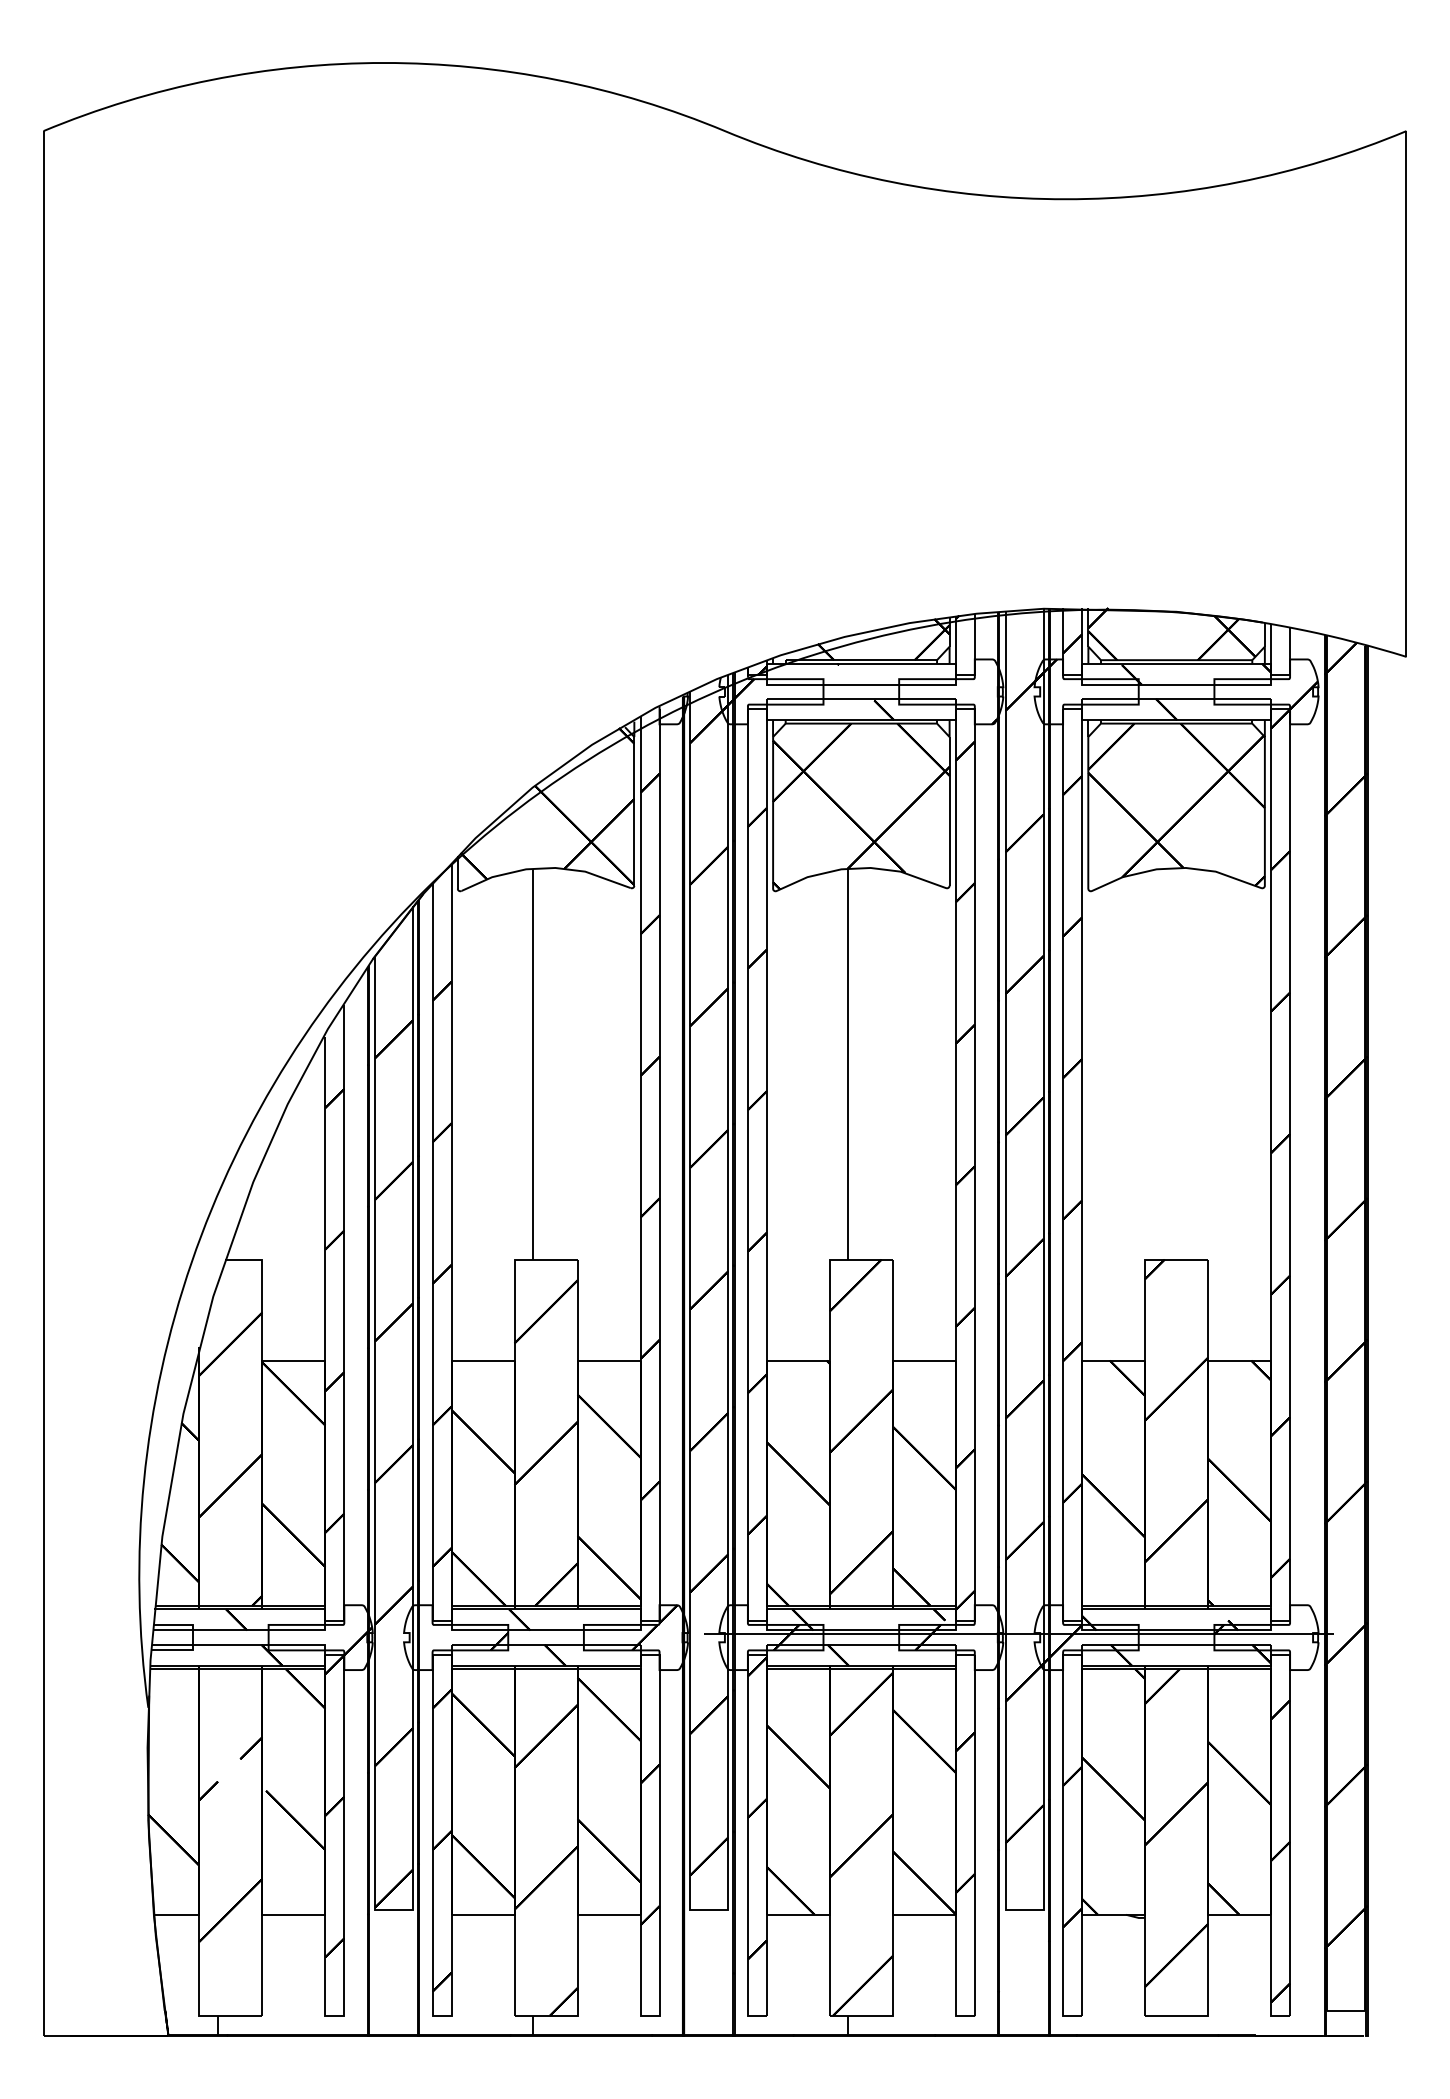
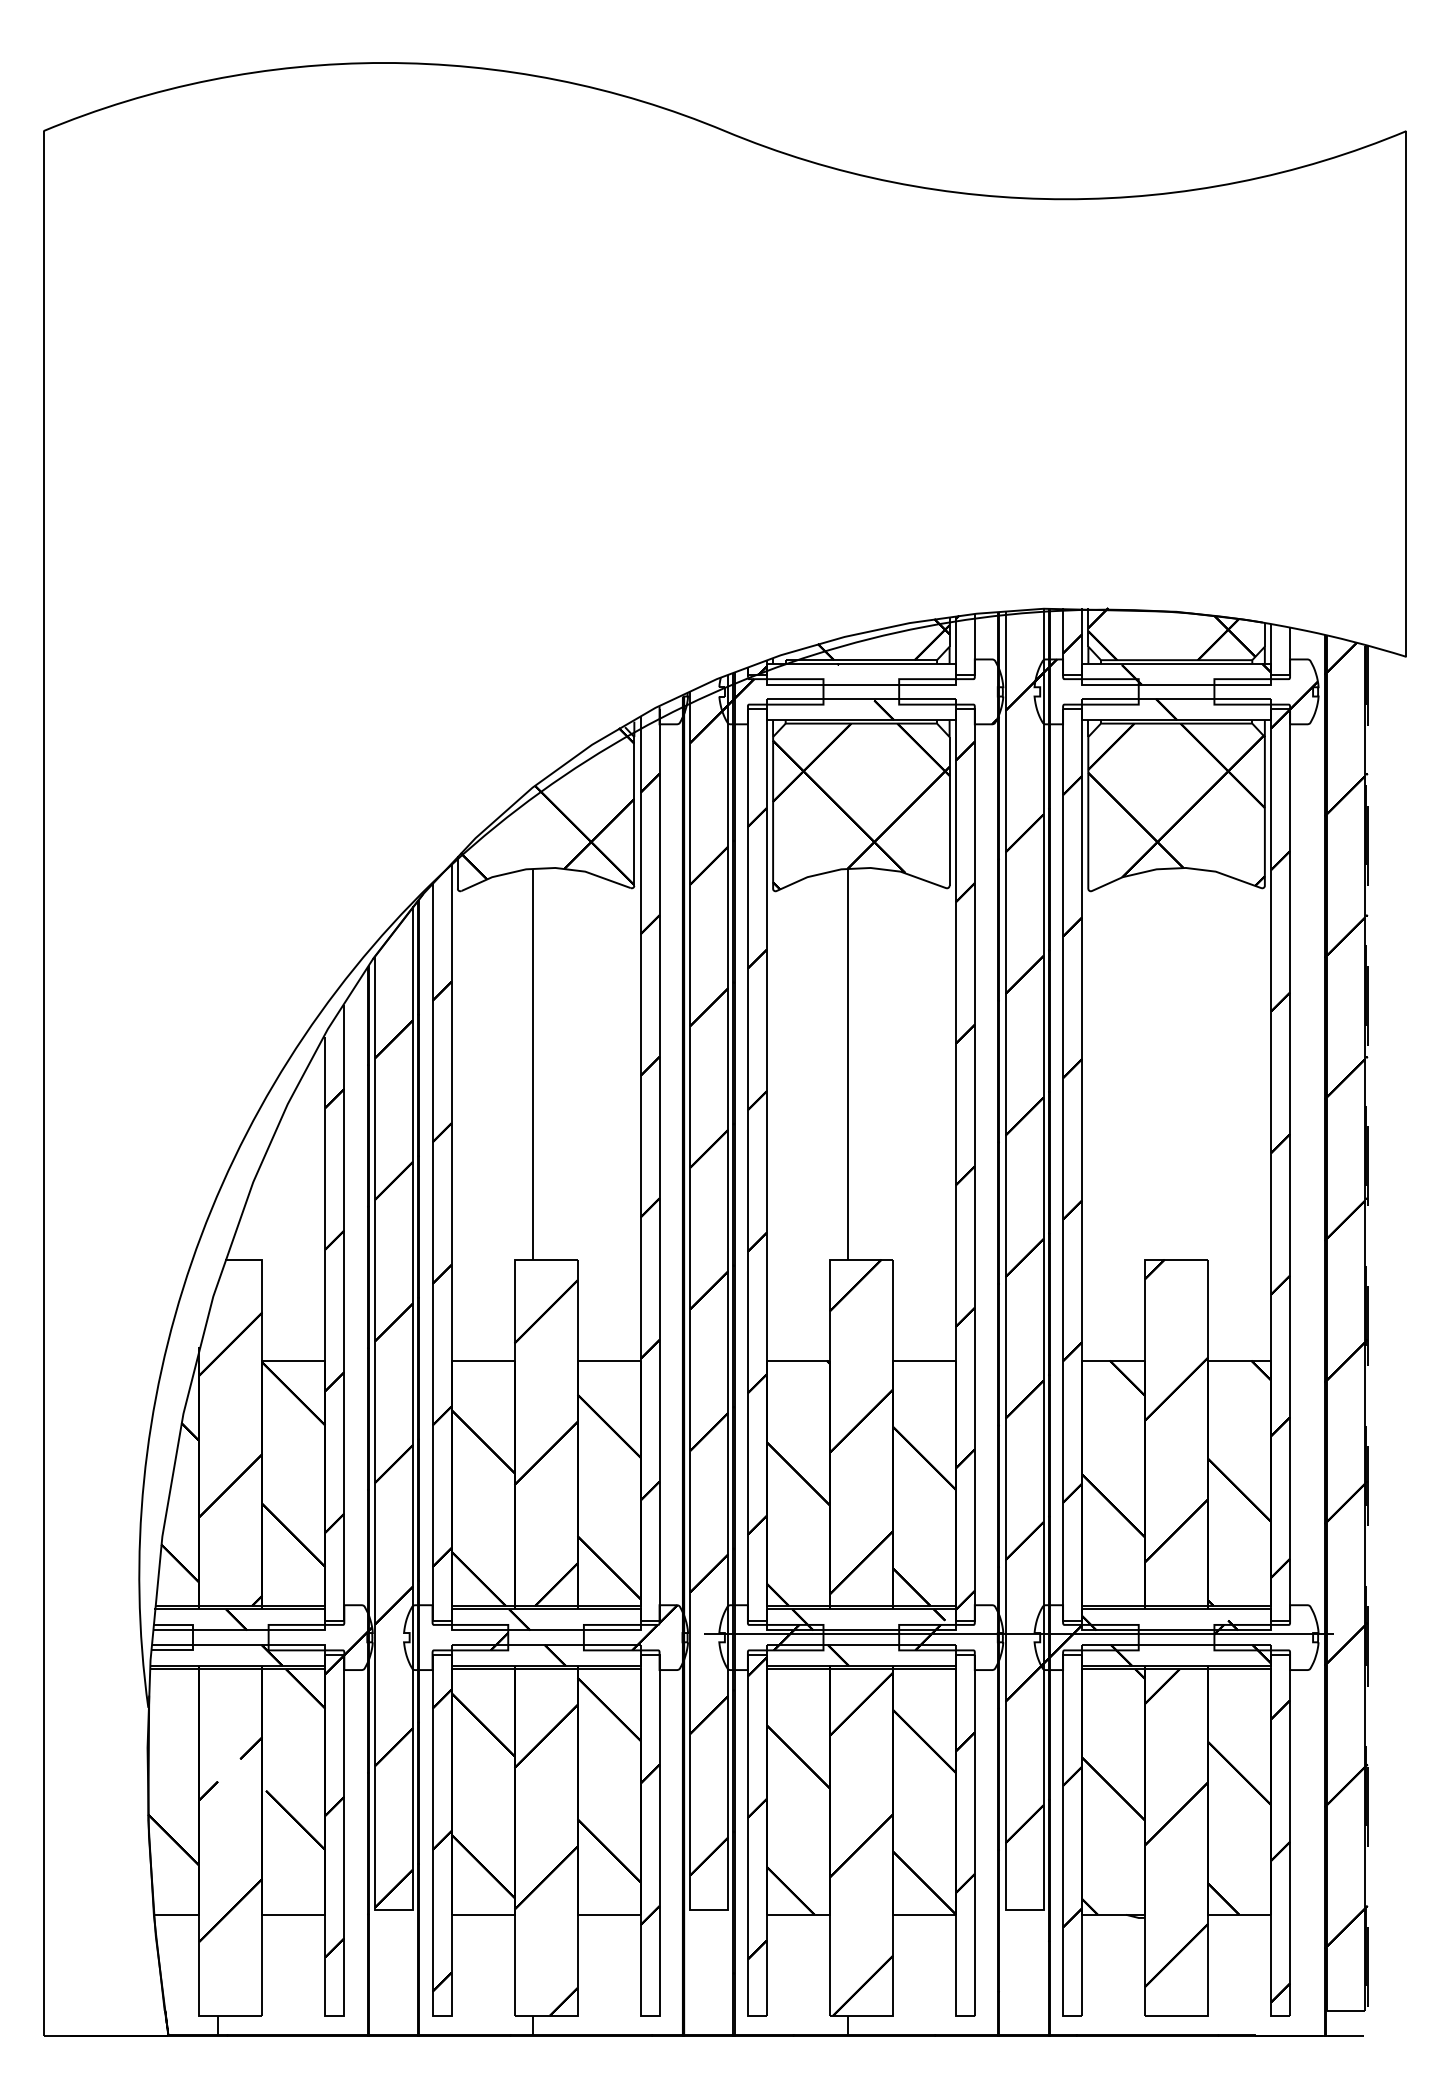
line: solid -> dashed (1366, 2036)
